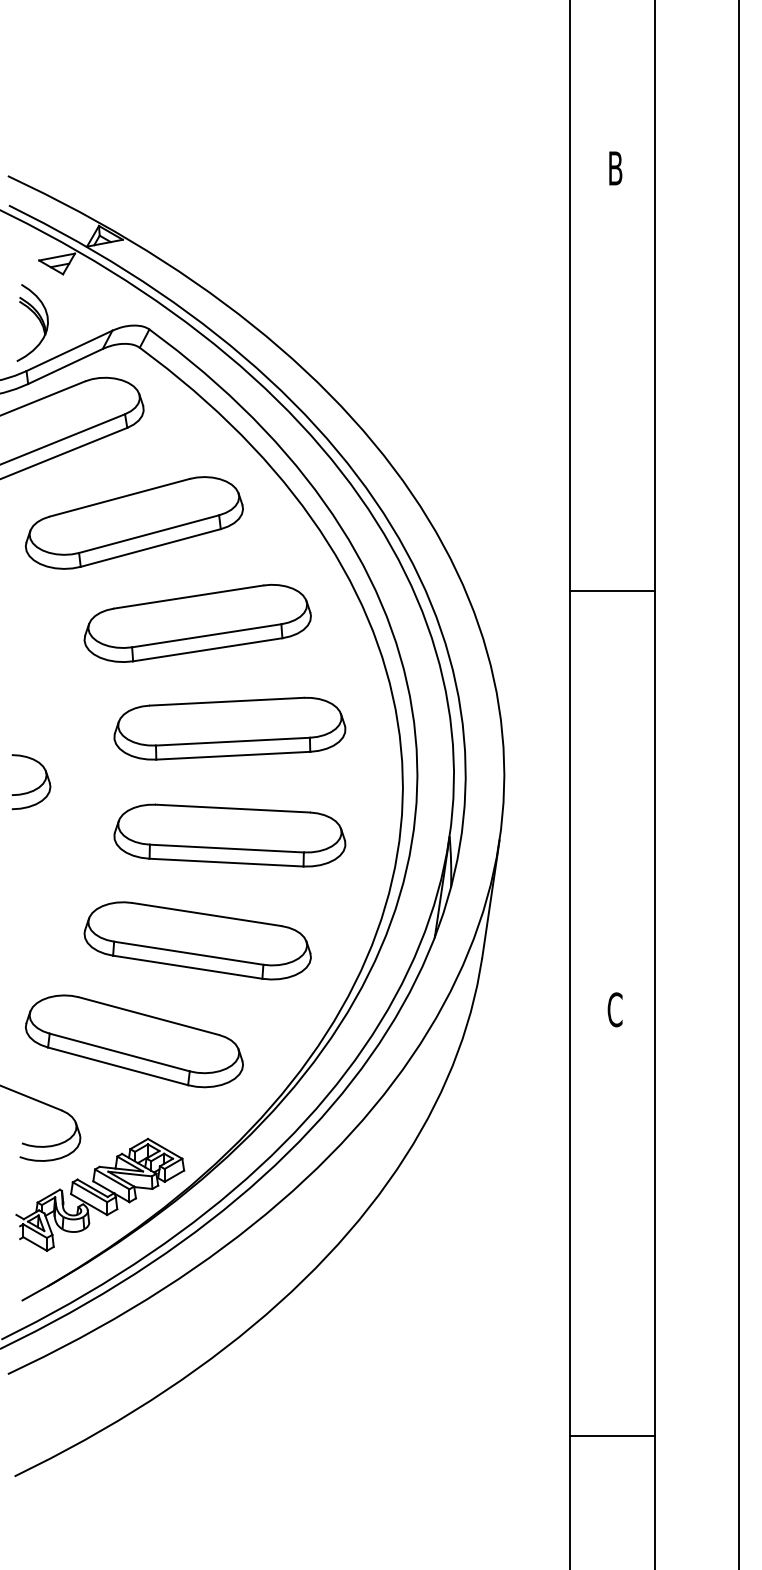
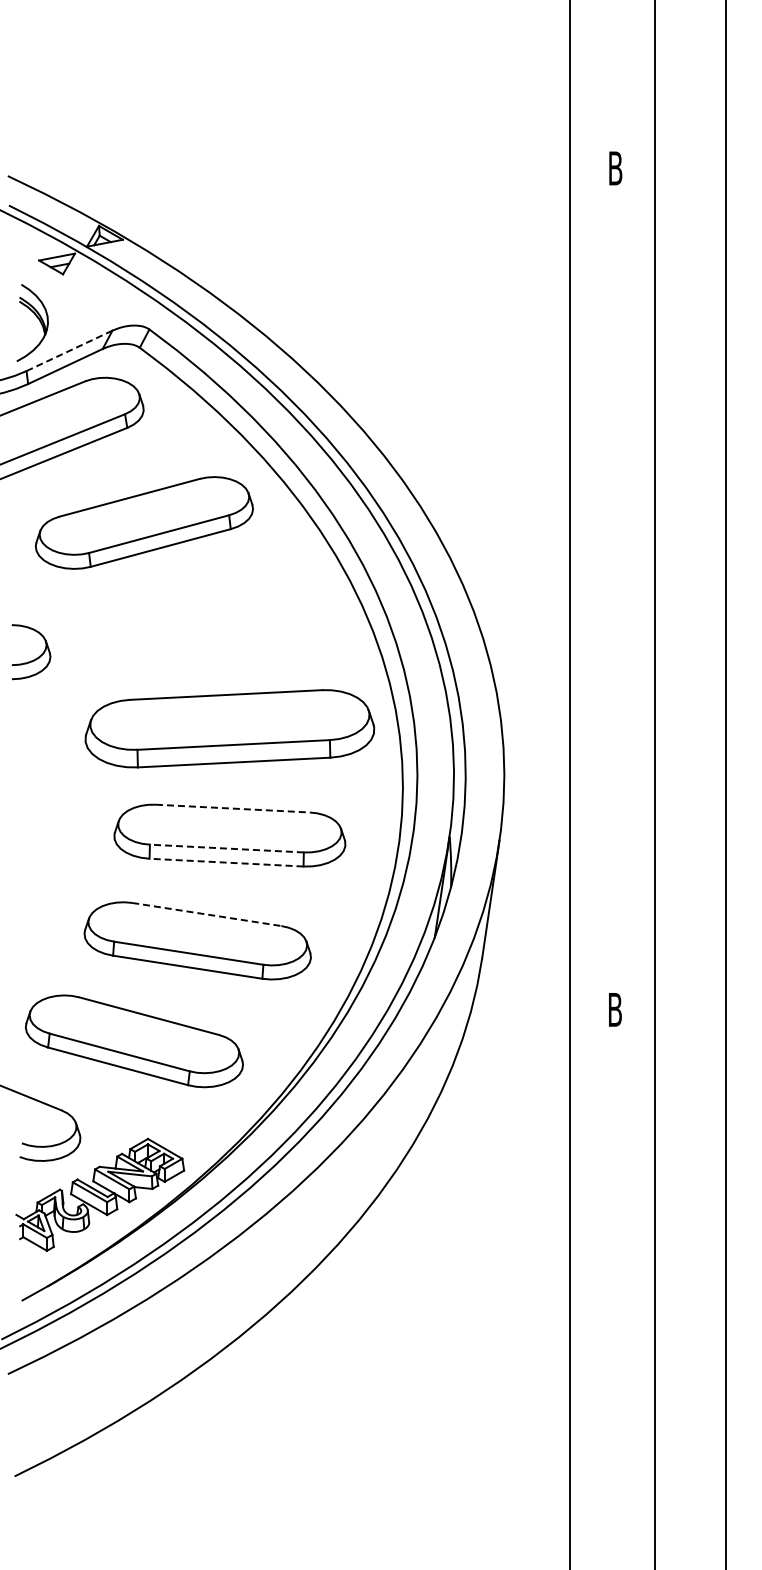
line: solid -> dashed (69, 351)
part position: (133, 522) -> (143, 522) (143, 522)
line: present -> none (612, 591)
part: present -> none (197, 622)
part size: 234x65 px -> 292x80 px (229, 728)
line position: (739, 784) -> (726, 784) (726, 784)
part position: (35, 788) -> (35, 658) (35, 658)
line: solid -> dashed (233, 808)
line: solid -> dashed (226, 848)
line: solid -> dashed (226, 862)
line: solid -> dashed (206, 914)
text: C -> B (614, 1009)
line: present -> none (612, 1436)
